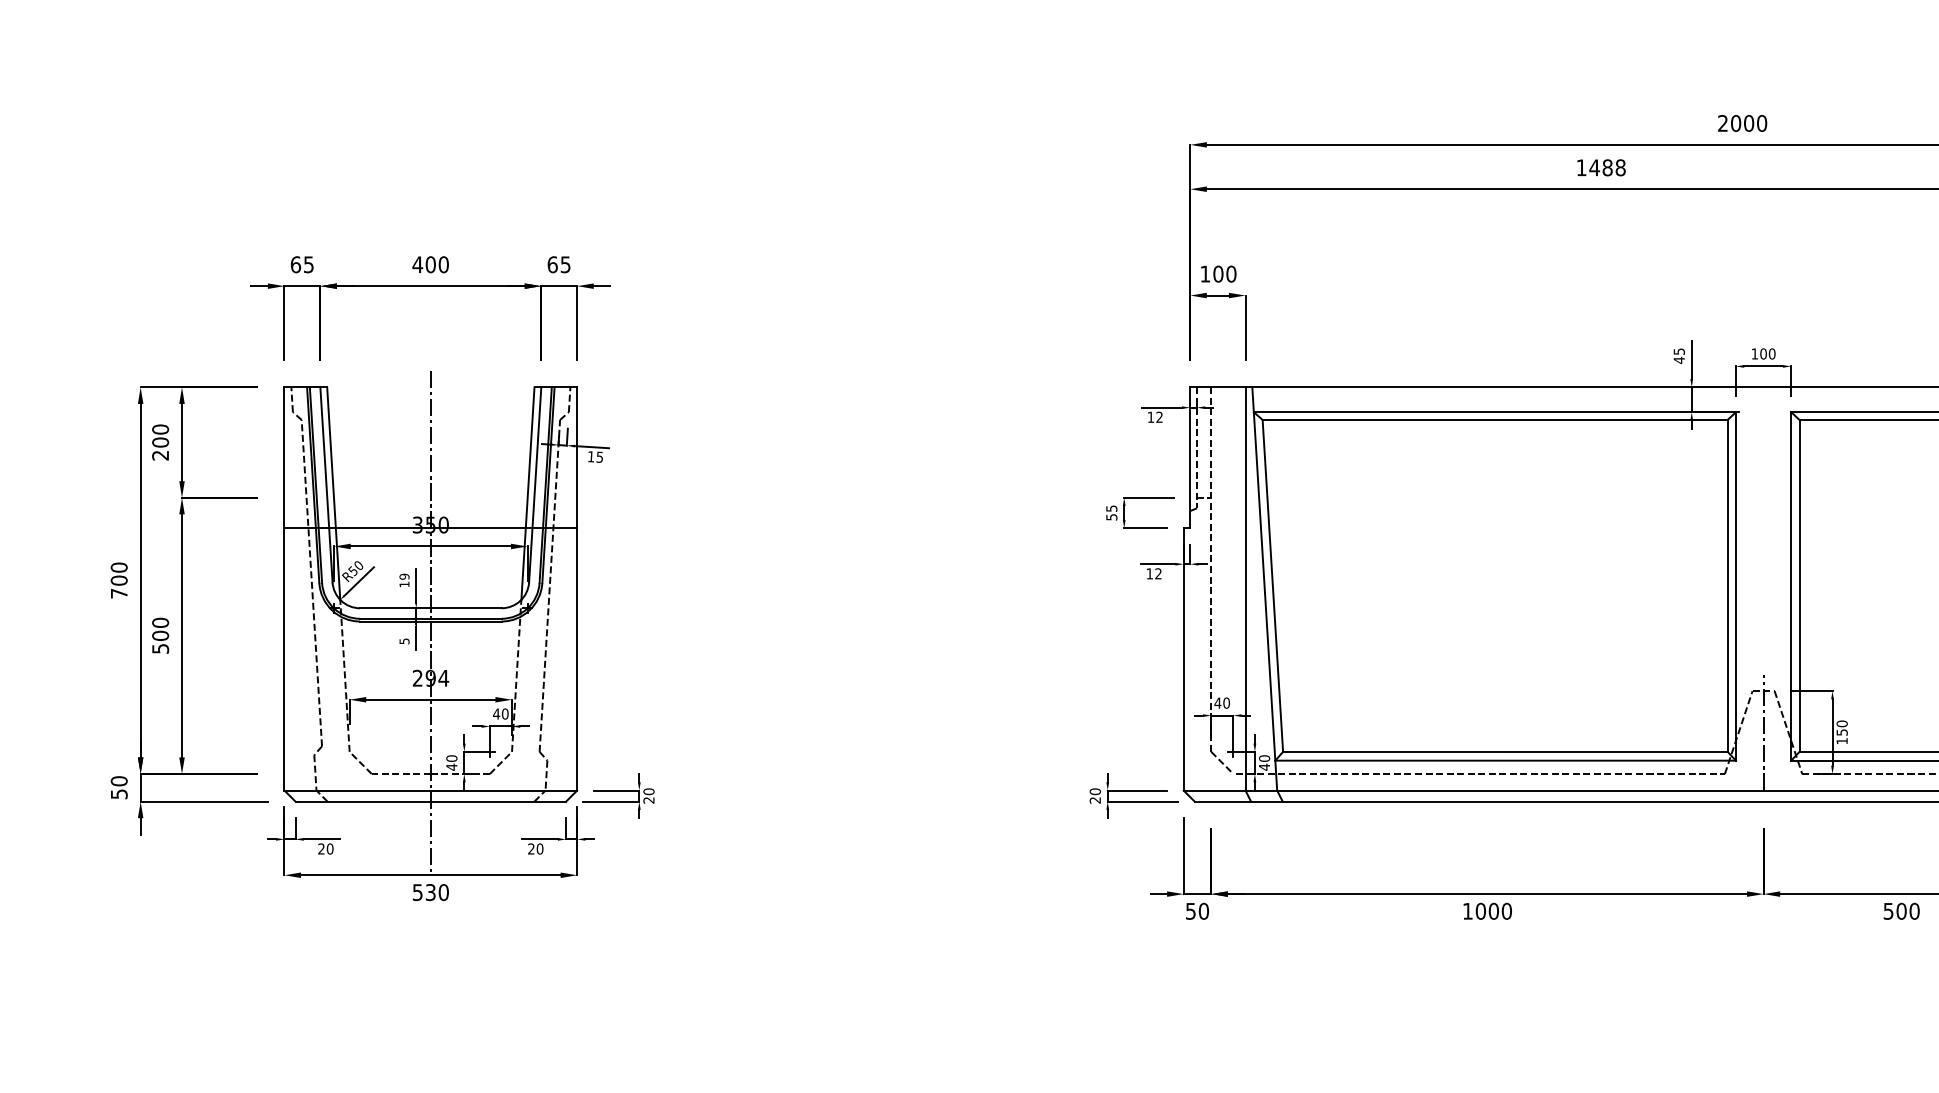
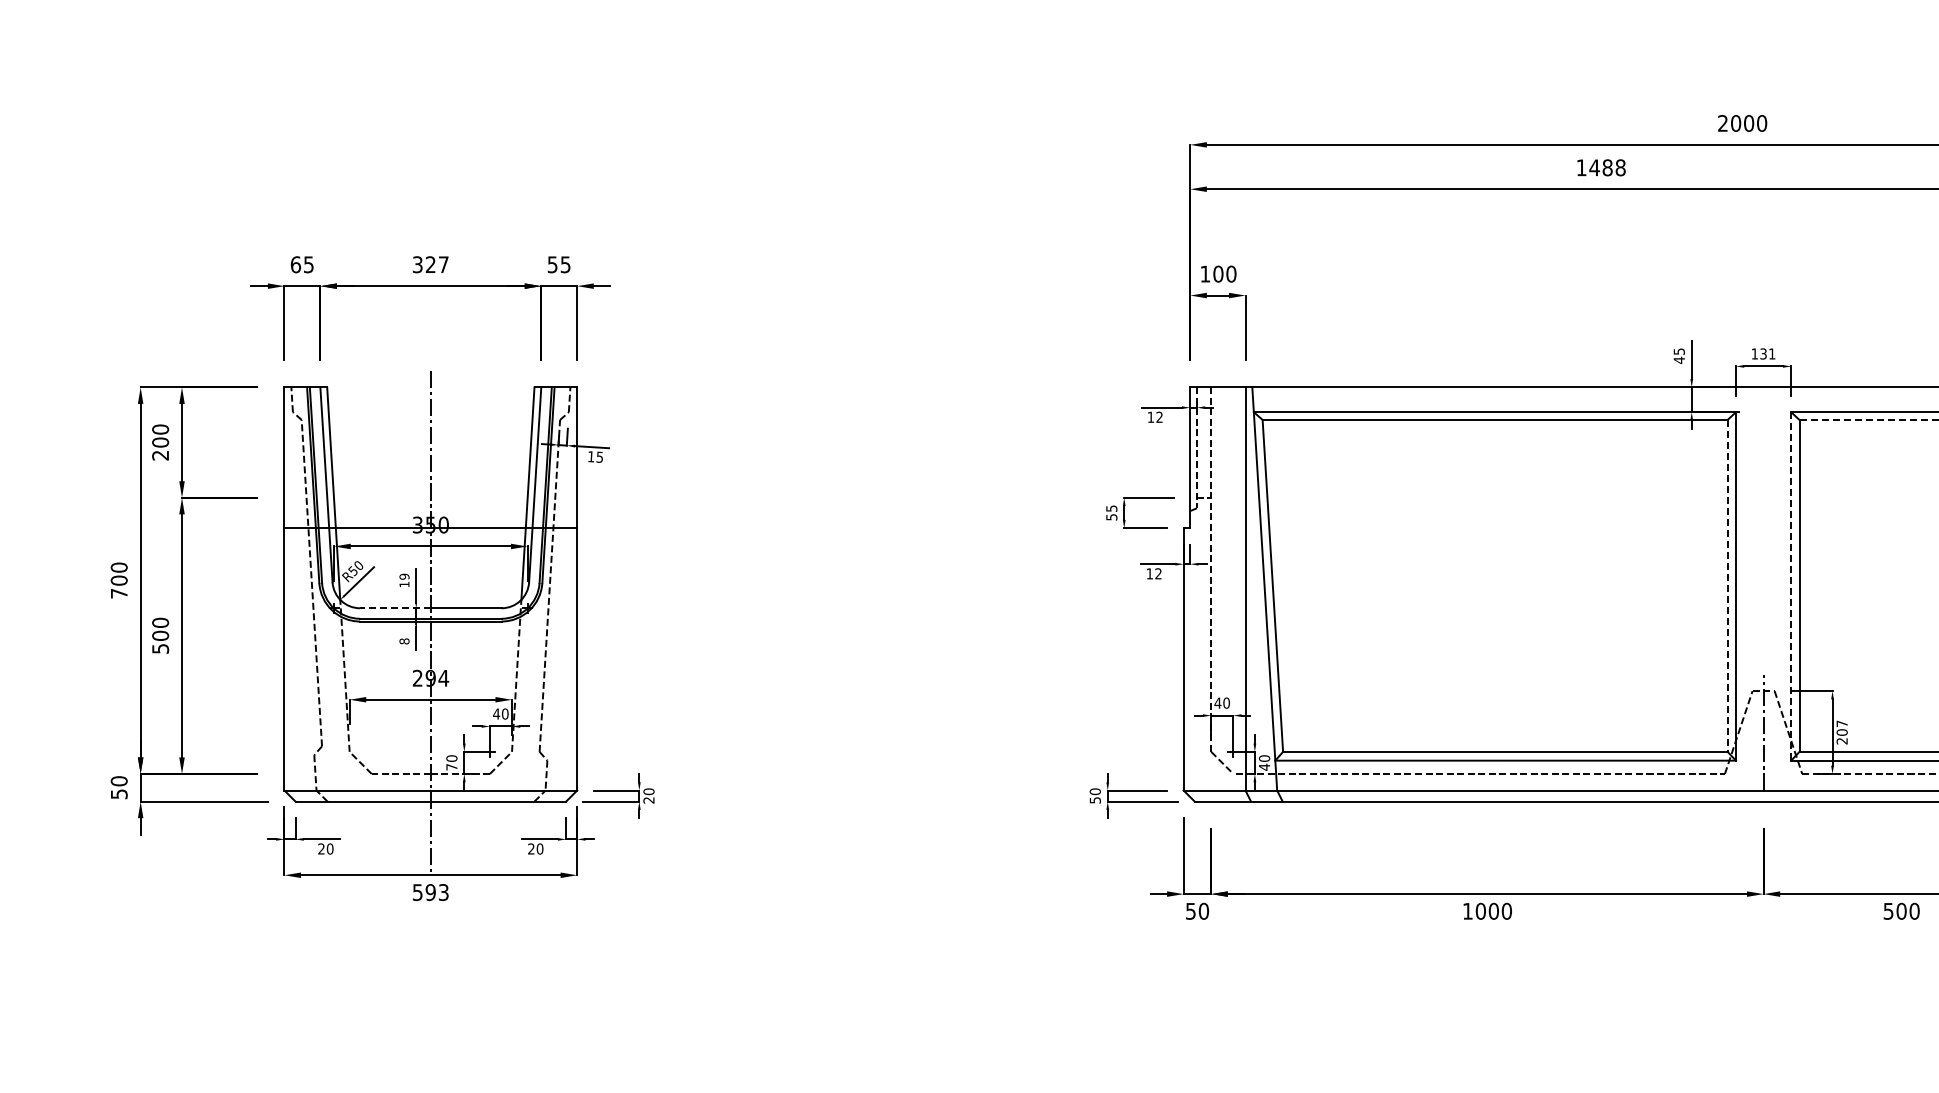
text: 400 -> 327 (430, 264)
text: 65 -> 55 (552, 264)
text: 100 -> 131 (1767, 353)
line: solid -> dashed (1869, 419)
line: solid -> dashed (1727, 585)
line: solid -> dashed (1791, 586)
line: solid -> dashed (394, 608)
text: 5 -> 8 (404, 641)
text: 150 -> 207 (1841, 732)
text: 40 -> 70 (451, 766)
text: 20 -> 50 (1094, 800)
text: 530 -> 593 (436, 892)
